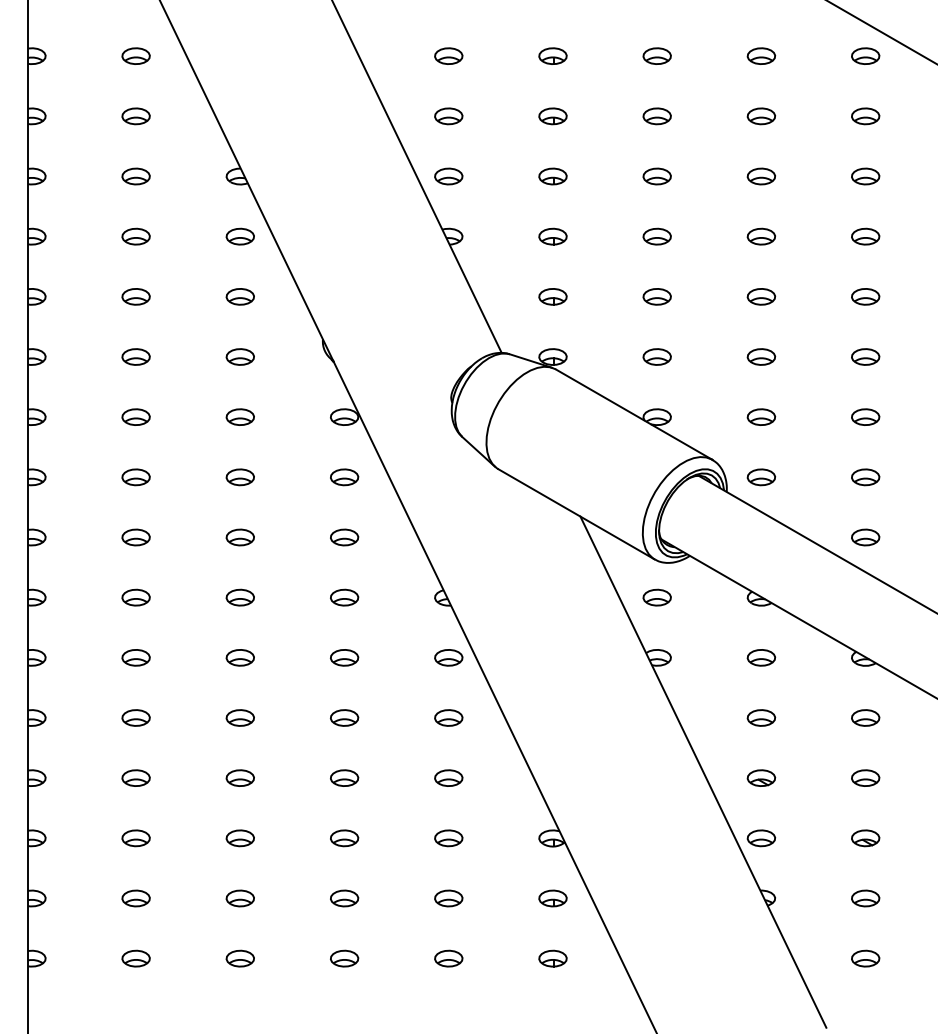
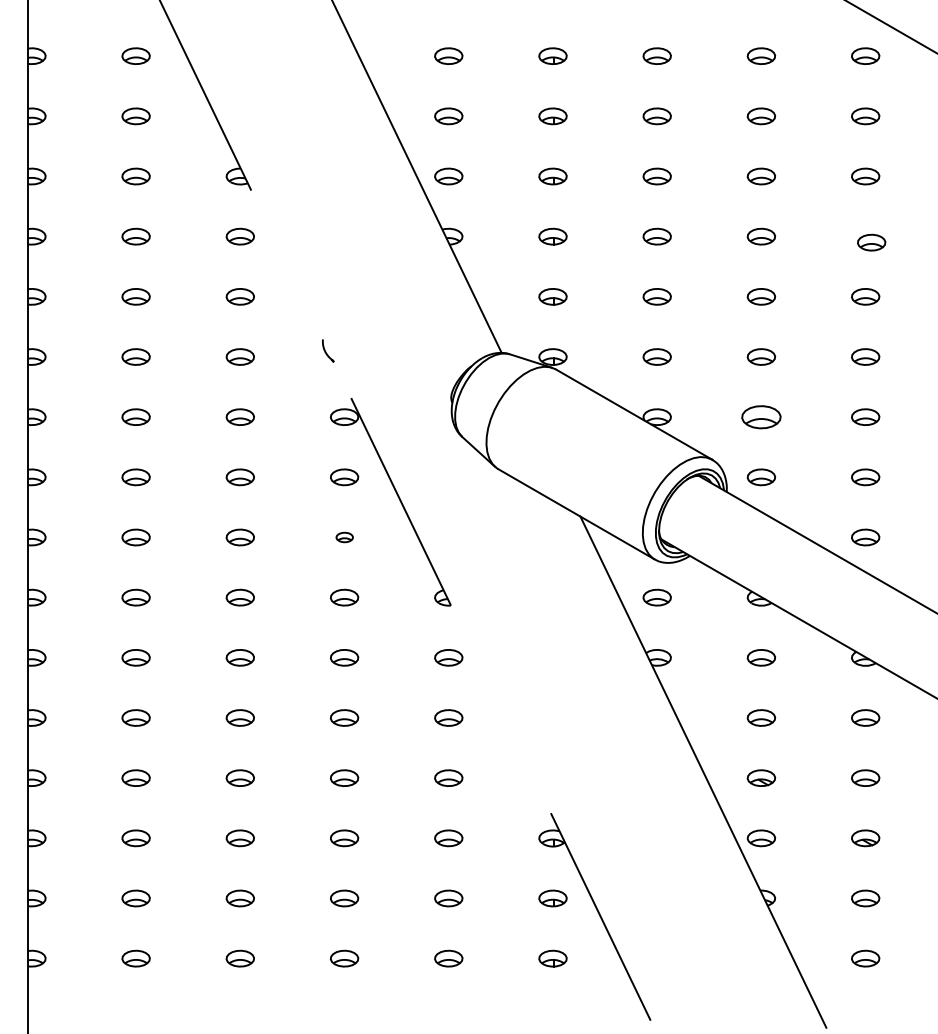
line position: (881, 32) -> (891, 27) (891, 27)
part position: (865, 236) -> (871, 242) (871, 242)
part size: 31x18 px -> 41x25 px (761, 417)
line: solid -> dashed (408, 517)
part size: 30x19 px -> 19x13 px (344, 537)
